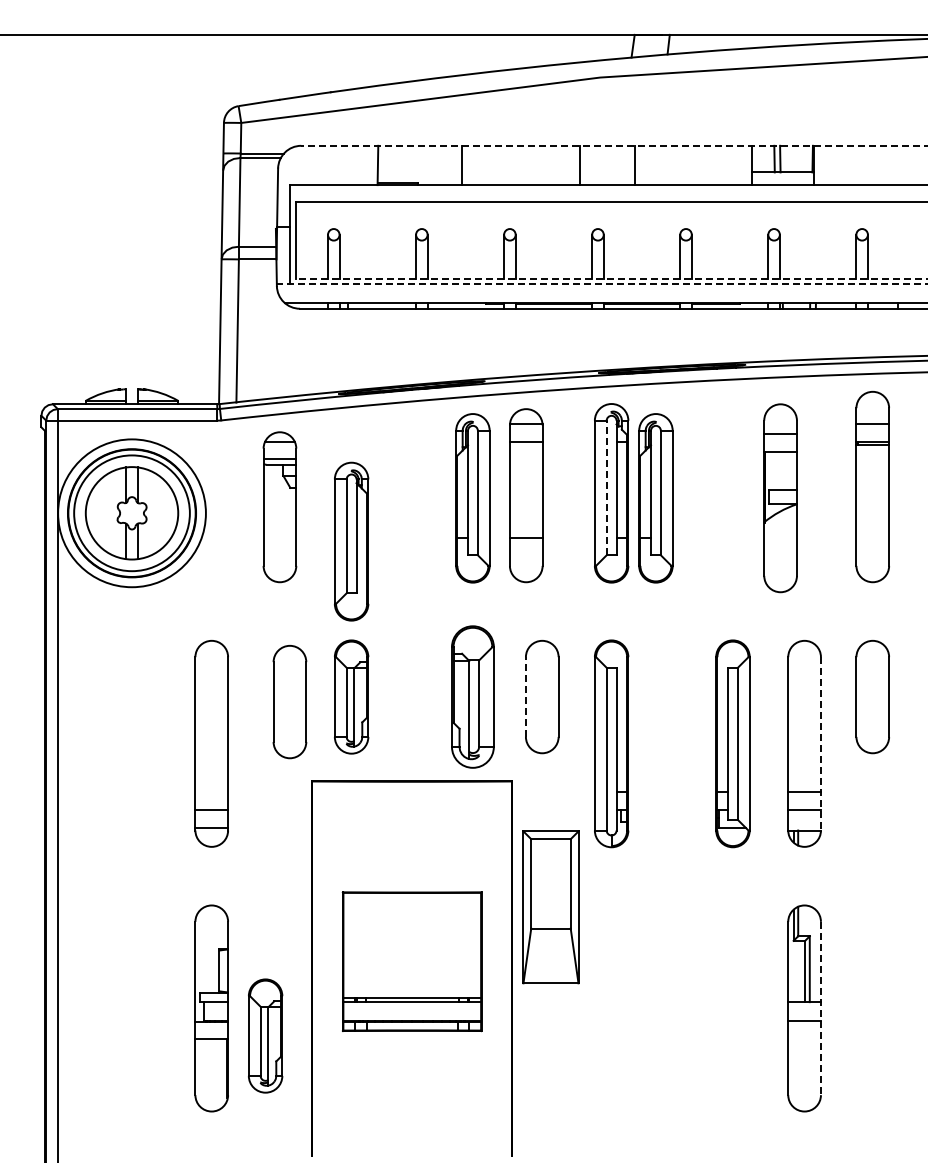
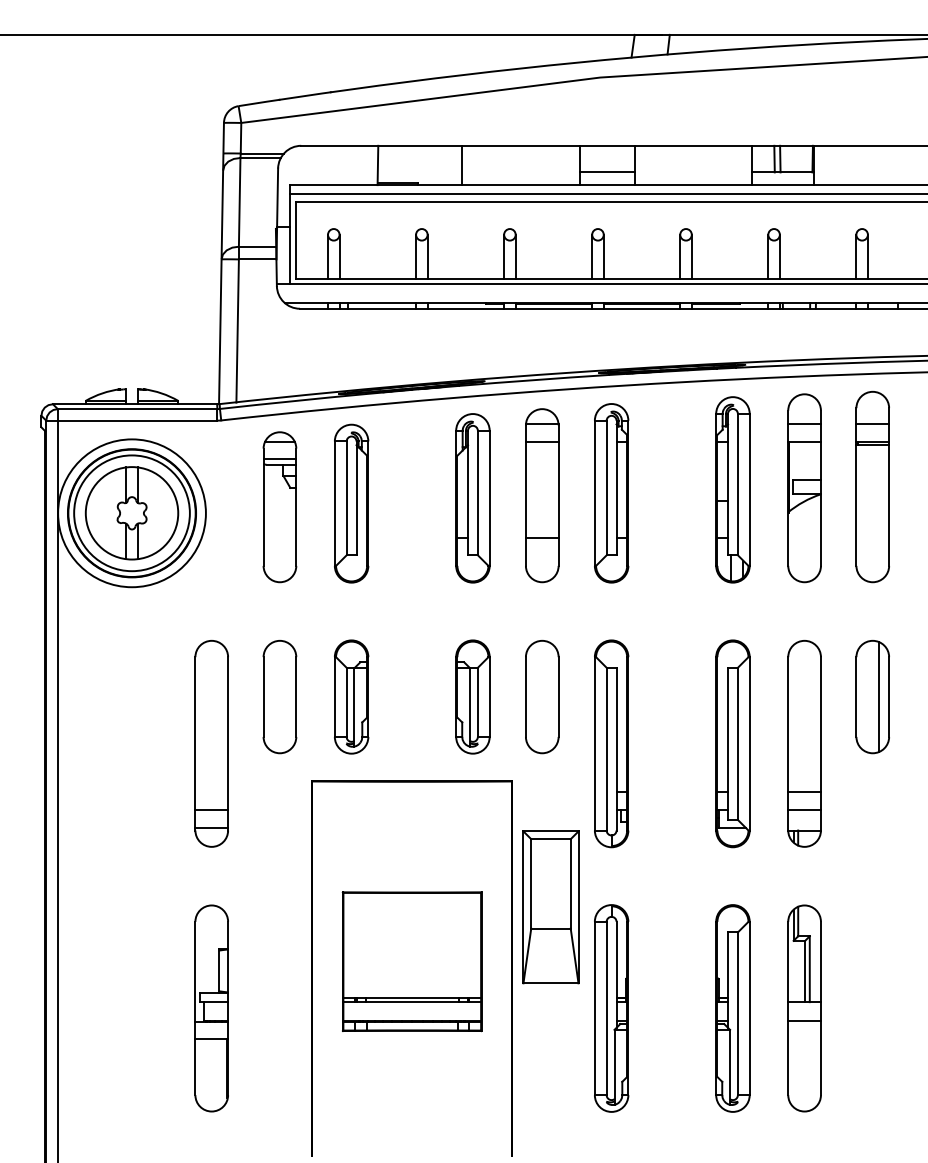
line: dashed -> solid (614, 145)
line: none -> present (606, 172)
line: none -> present (606, 194)
line: dashed -> solid (611, 278)
line: dashed -> solid (601, 284)
line: dashed -> solid (606, 487)
part: none -> present (732, 489)
part position: (526, 495) -> (542, 495) (542, 495)
part: present -> none (655, 498)
part position: (780, 498) -> (804, 488) (804, 488)
part position: (351, 541) -> (351, 503) (351, 503)
part size: 44x144 px -> 36x116 px (472, 696)
line: dashed -> solid (525, 697)
line: none -> present (879, 697)
part position: (289, 702) -> (279, 697) (279, 697)
line: dashed -> solid (820, 743)
part: none -> present (611, 1008)
part: none -> present (732, 1008)
line: dashed -> solid (820, 1008)
part: present -> none (265, 1035)
